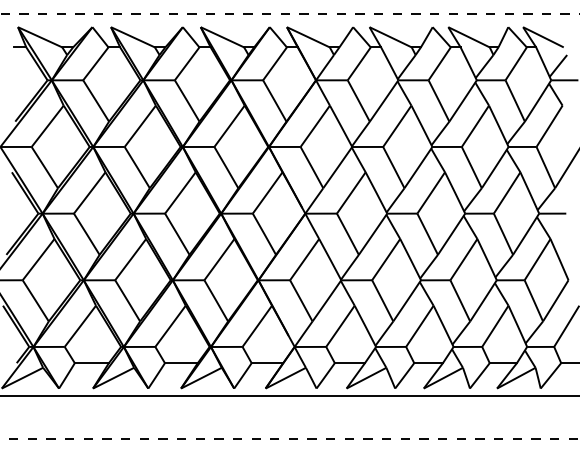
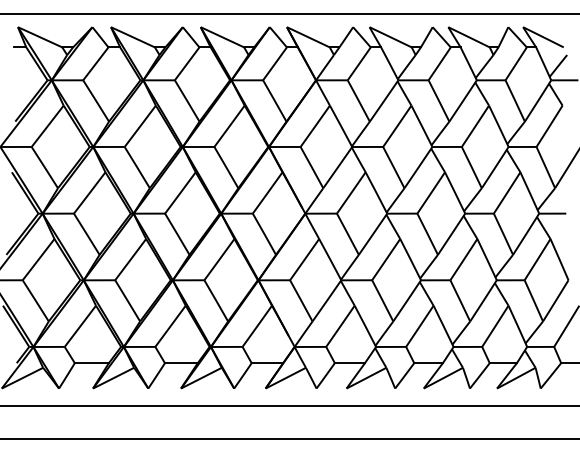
line: dashed -> solid (289, 13)
line position: (289, 395) -> (289, 405) (289, 405)
line: dashed -> solid (289, 439)
